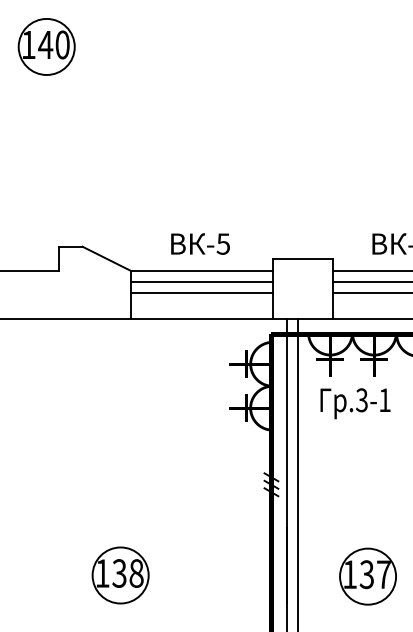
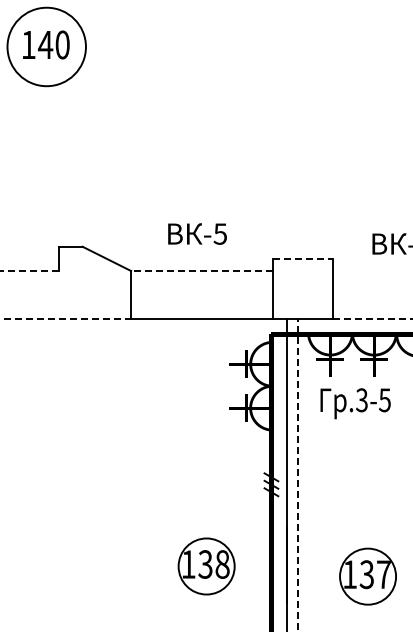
circle diameter: 56 px -> 78 px (46, 46)
text position: (200, 243) -> (197, 233) (197, 233)
line: solid -> dashed (302, 258)
line: solid -> dashed (29, 271)
line: solid -> dashed (201, 271)
line: present -> none (370, 271)
line: present -> none (201, 282)
line: present -> none (370, 282)
line: present -> none (201, 293)
line: present -> none (370, 293)
line: solid -> dashed (66, 318)
line: solid -> dashed (372, 318)
text: .3-1 -> .3-5 (384, 400)
line: solid -> dashed (298, 474)
part position: (120, 575) -> (206, 566) (206, 566)
